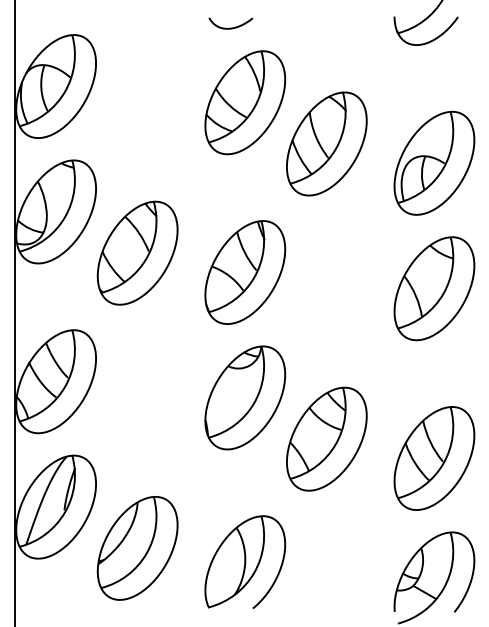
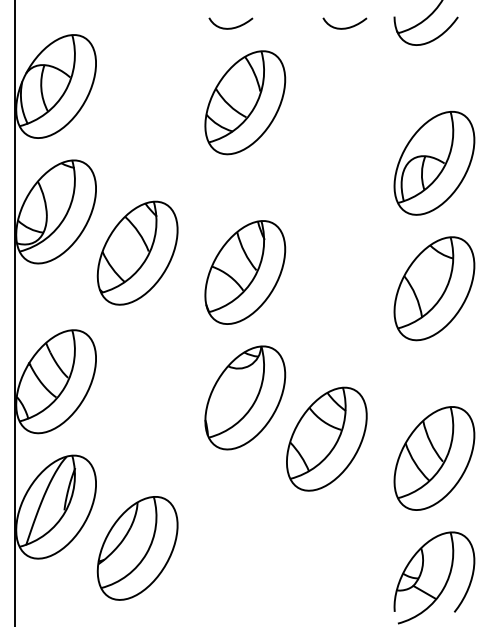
curve: none -> present (344, 27)
part: present -> none (326, 143)
part: present -> none (245, 561)
